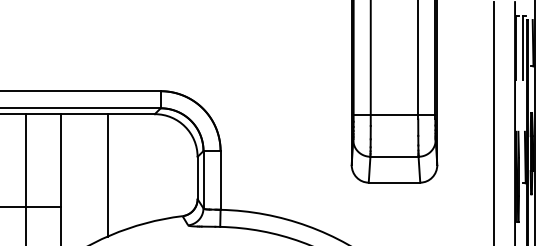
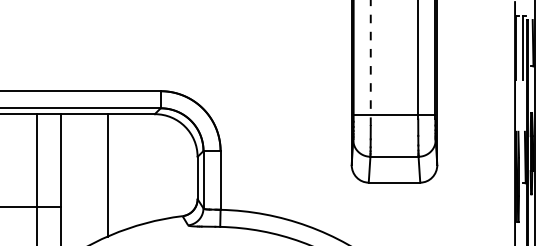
line: solid -> dashed (370, 63)
line: present -> none (493, 122)
line position: (26, 178) -> (37, 178) (37, 178)
